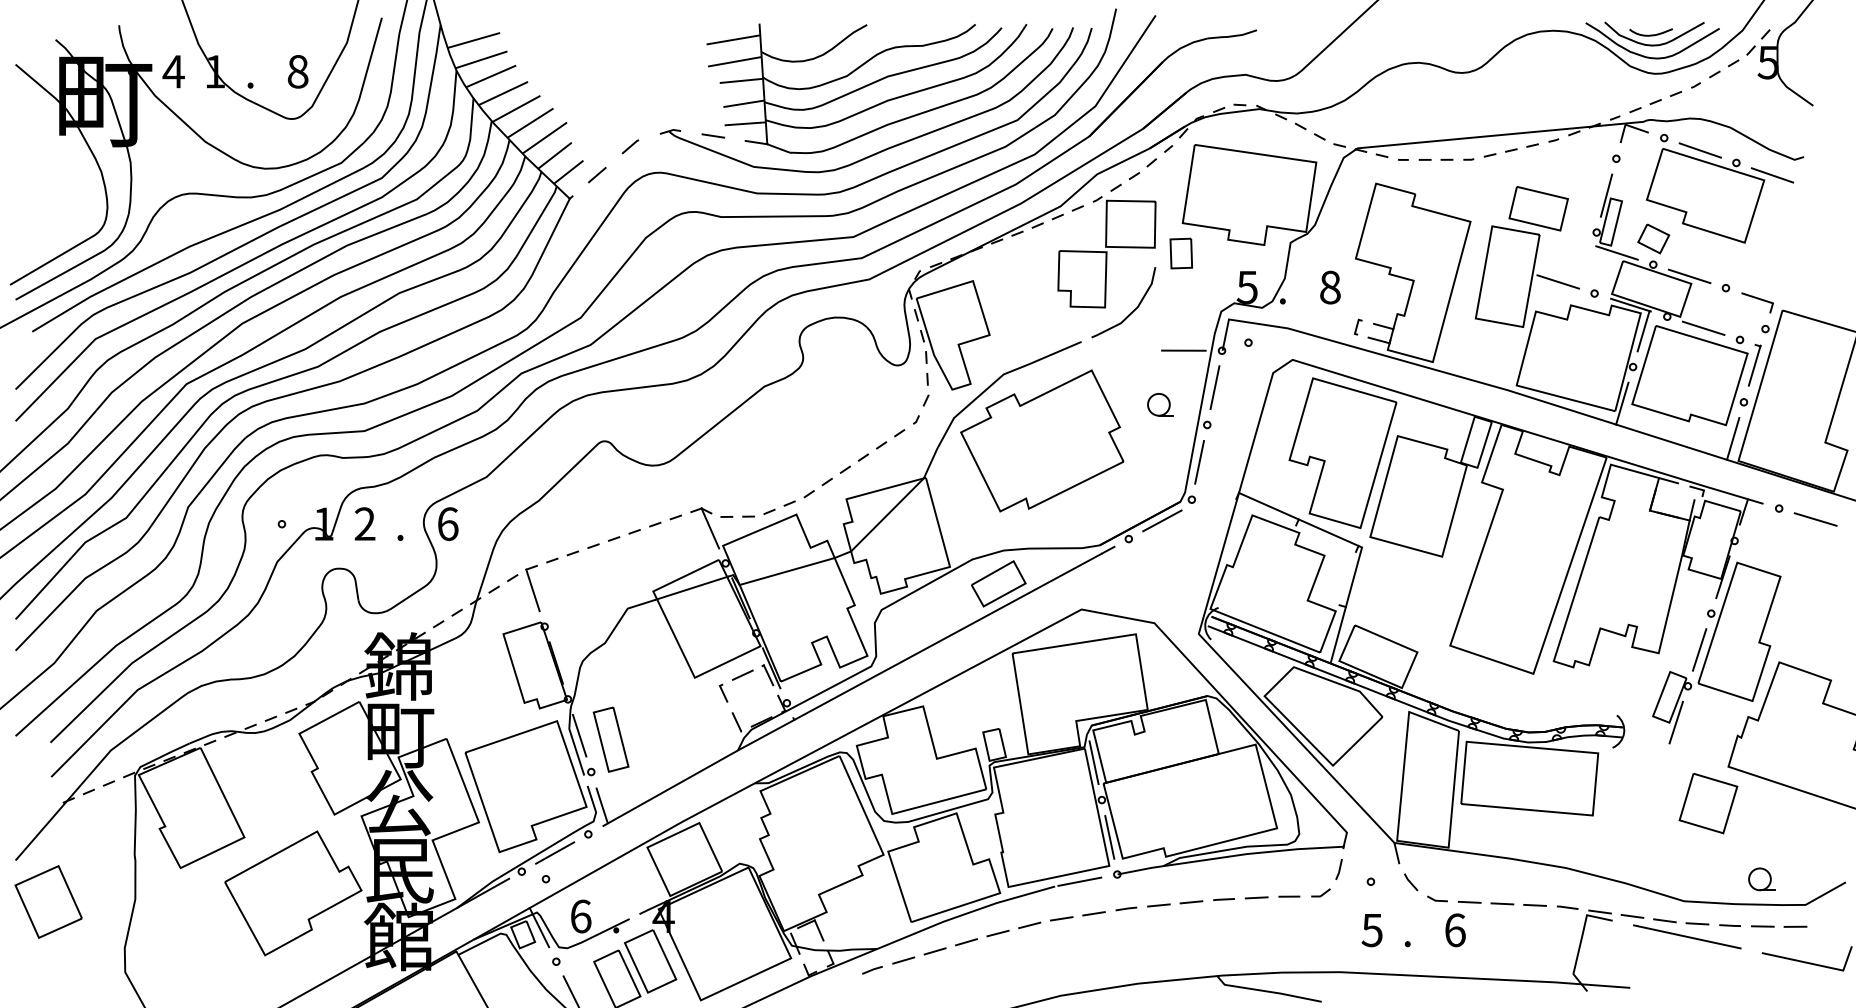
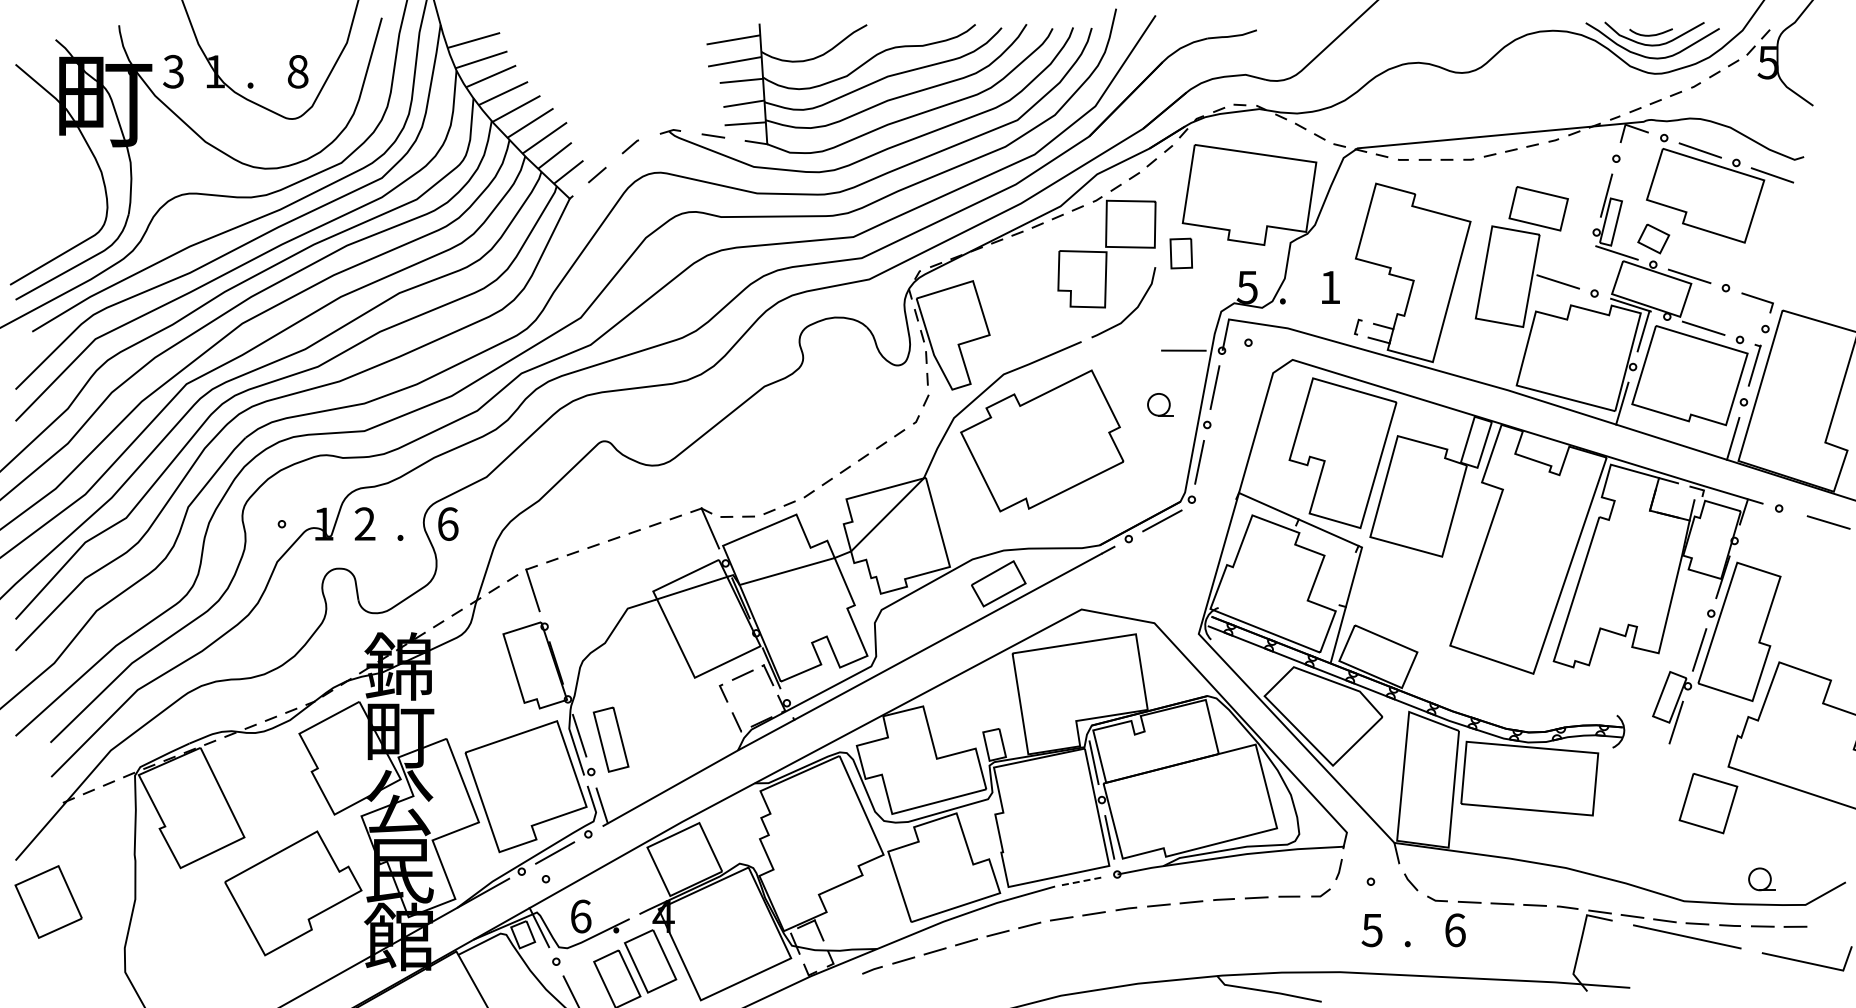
text: 4 -> 3 (173, 71)
text: 8 -> 1 (1330, 287)
line position: (1815, 519) -> (1828, 522) (1828, 522)
line: solid -> dashed (1079, 881)
